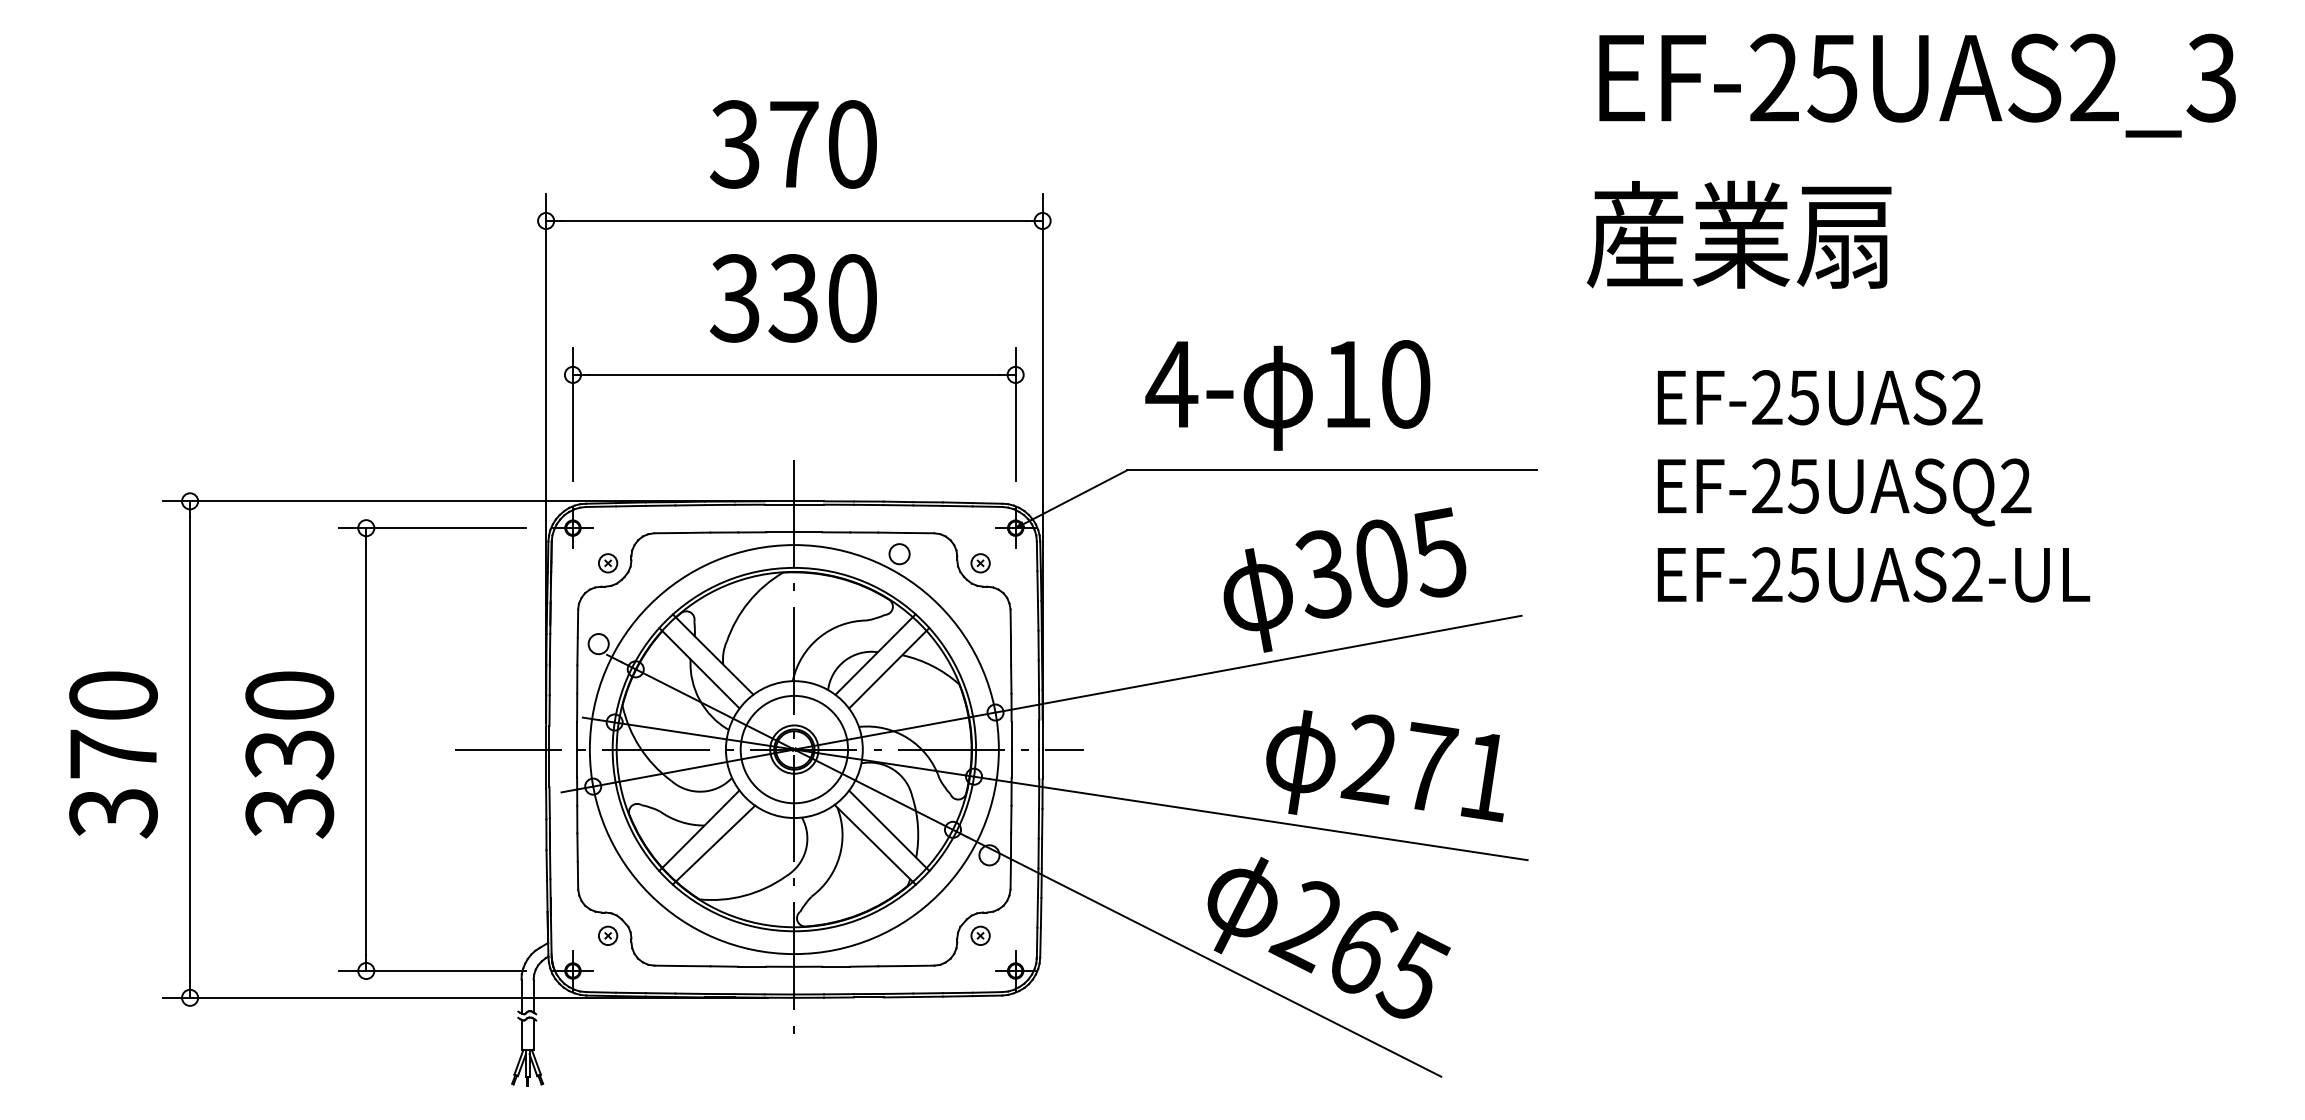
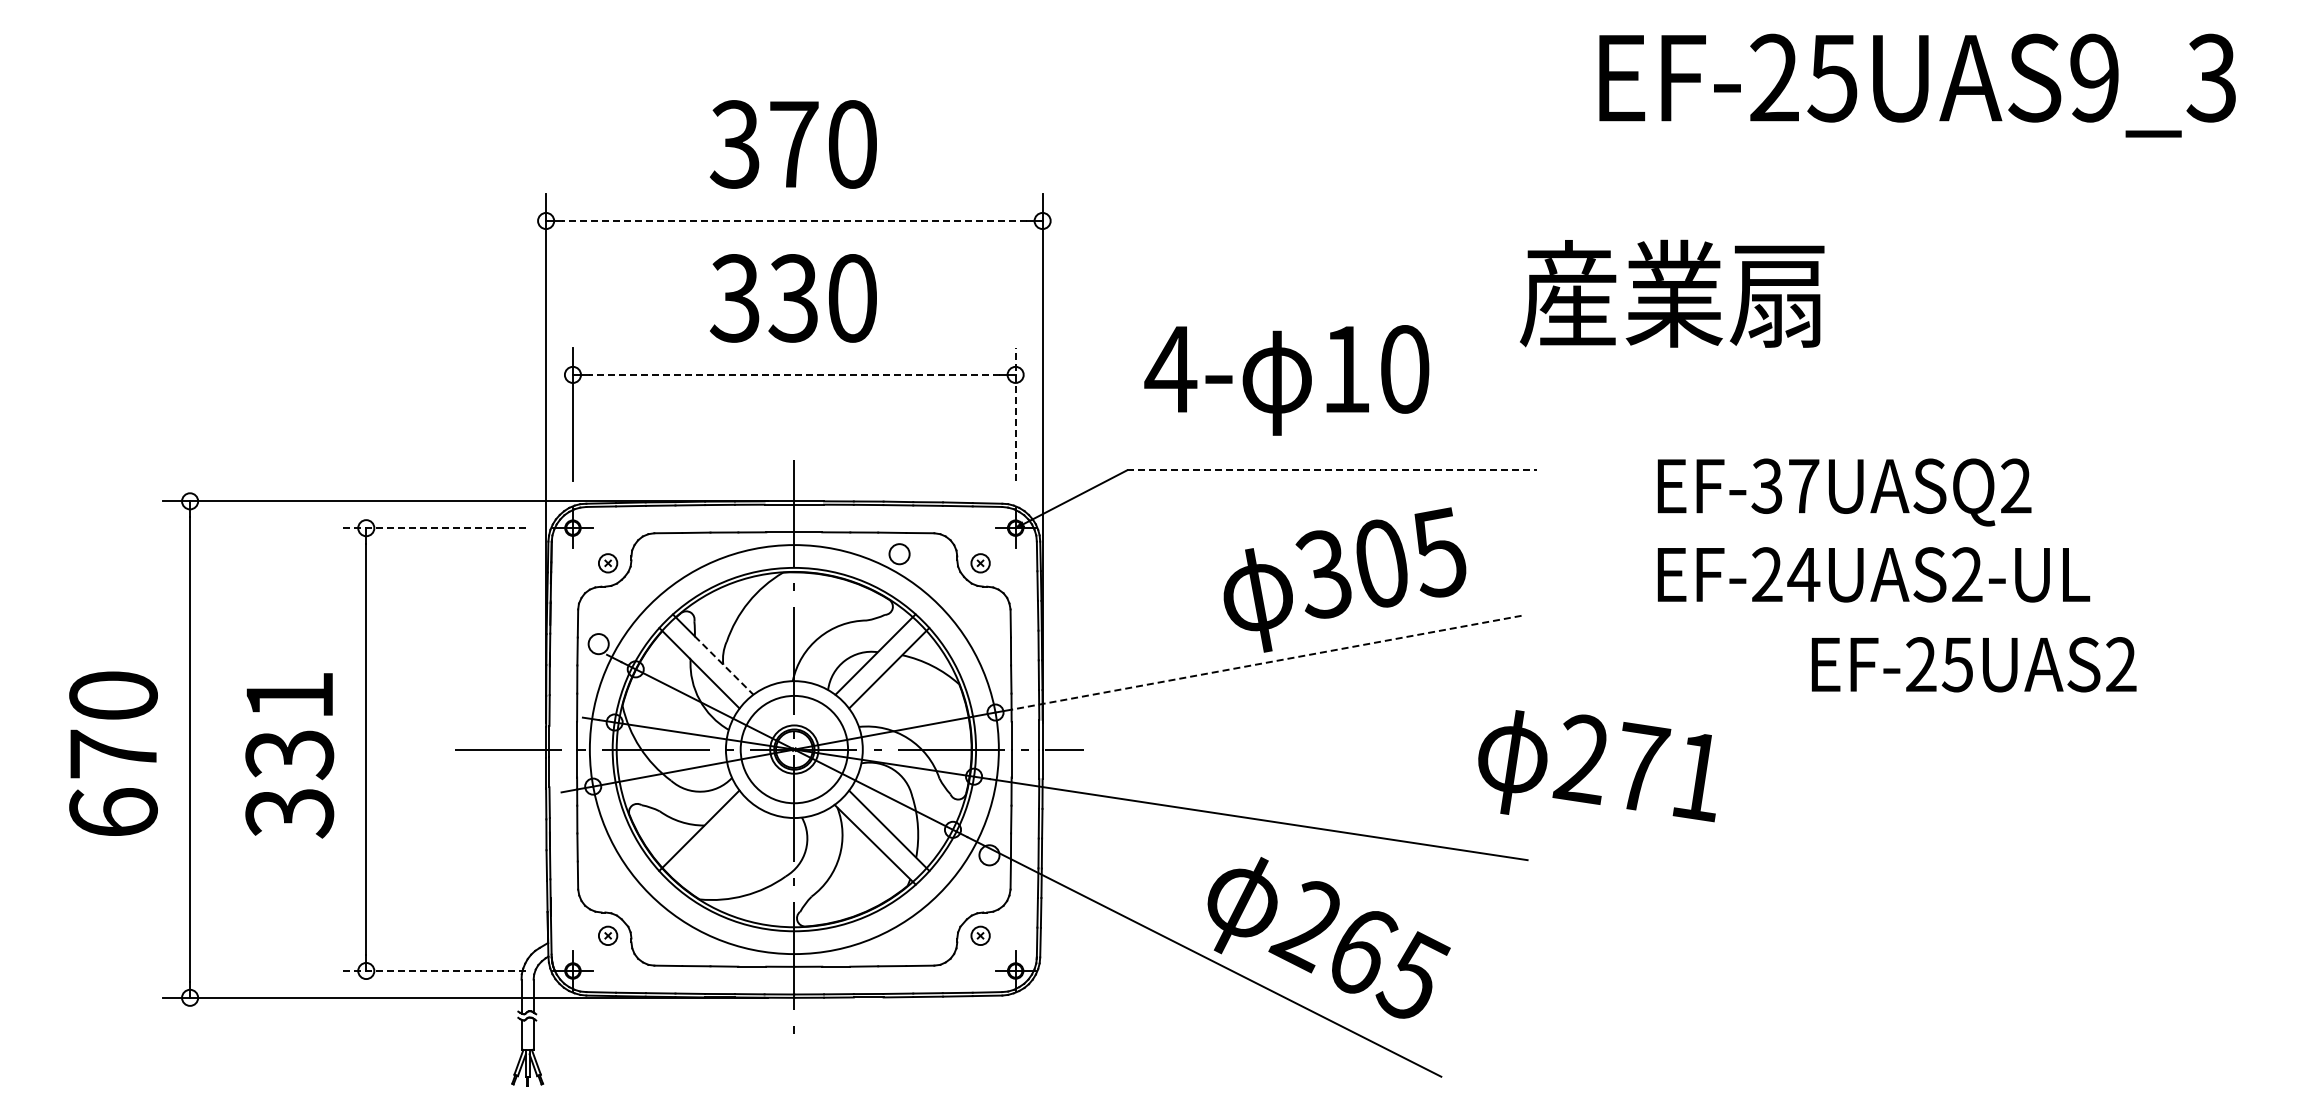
text: EF-25UAS2_3 -> EF-25UAS9_3 (2094, 78)
line: solid -> dashed (793, 221)
text position: (1739, 234) -> (1672, 293) (1672, 293)
line: solid -> dashed (793, 374)
text position: (1287, 395) -> (1286, 380) (1286, 380)
text position: (1819, 397) -> (1973, 664) (1973, 664)
line: solid -> dashed (1015, 414)
line: solid -> dashed (1332, 470)
text: EF-25UASQ2 -> EF-37UASQ2 (1785, 485)
line: solid -> dashed (432, 528)
text: EF-25UAS2-UL -> EF-24UAS2-UL (1803, 575)
line: solid -> dashed (1265, 662)
line: solid -> dashed (724, 665)
text: 330 -> 331 (289, 695)
text position: (1384, 766) -> (1596, 766) (1596, 766)
text: 370 -> 670 (113, 813)
line: present -> none (713, 844)
line: solid -> dashed (432, 971)
